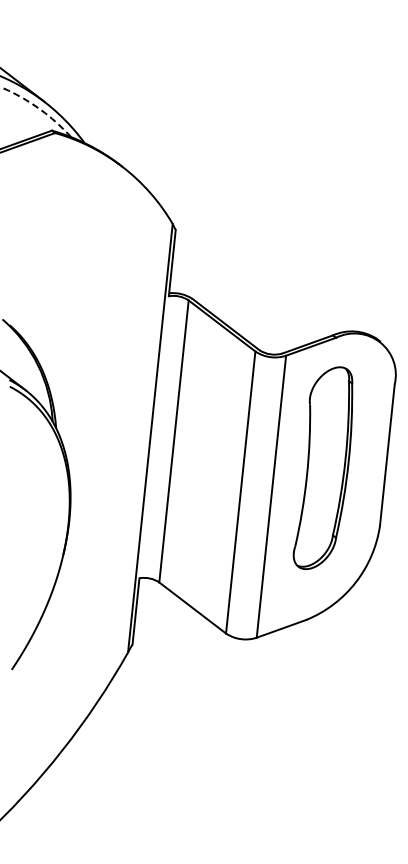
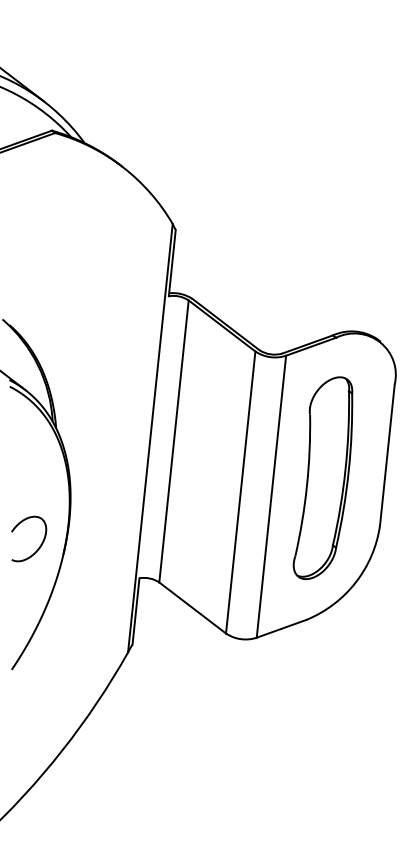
arc: dashed -> solid (38, 108)
part position: (322, 467) -> (322, 477) (322, 477)
curve: none -> present (40, 544)
